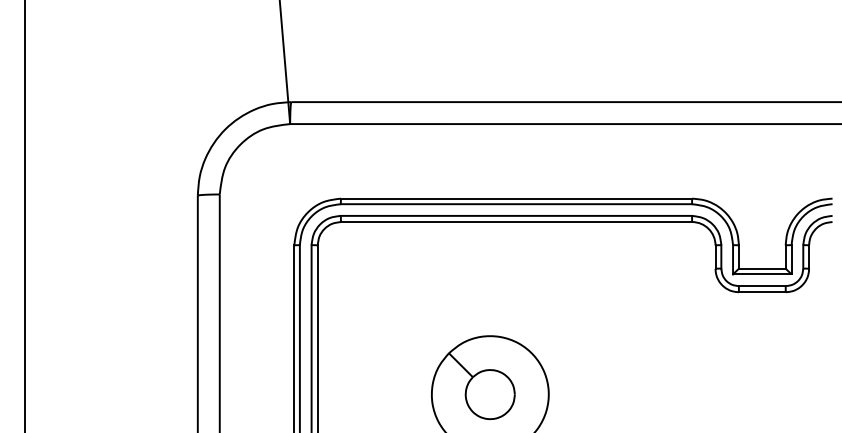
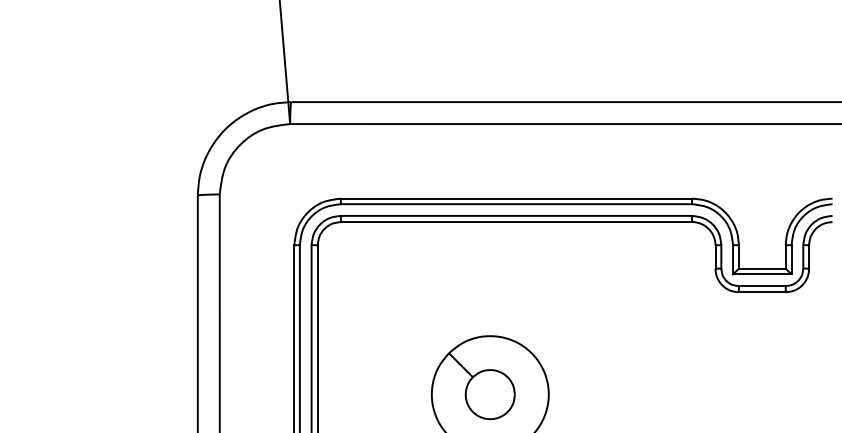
line: present -> none (25, 215)
